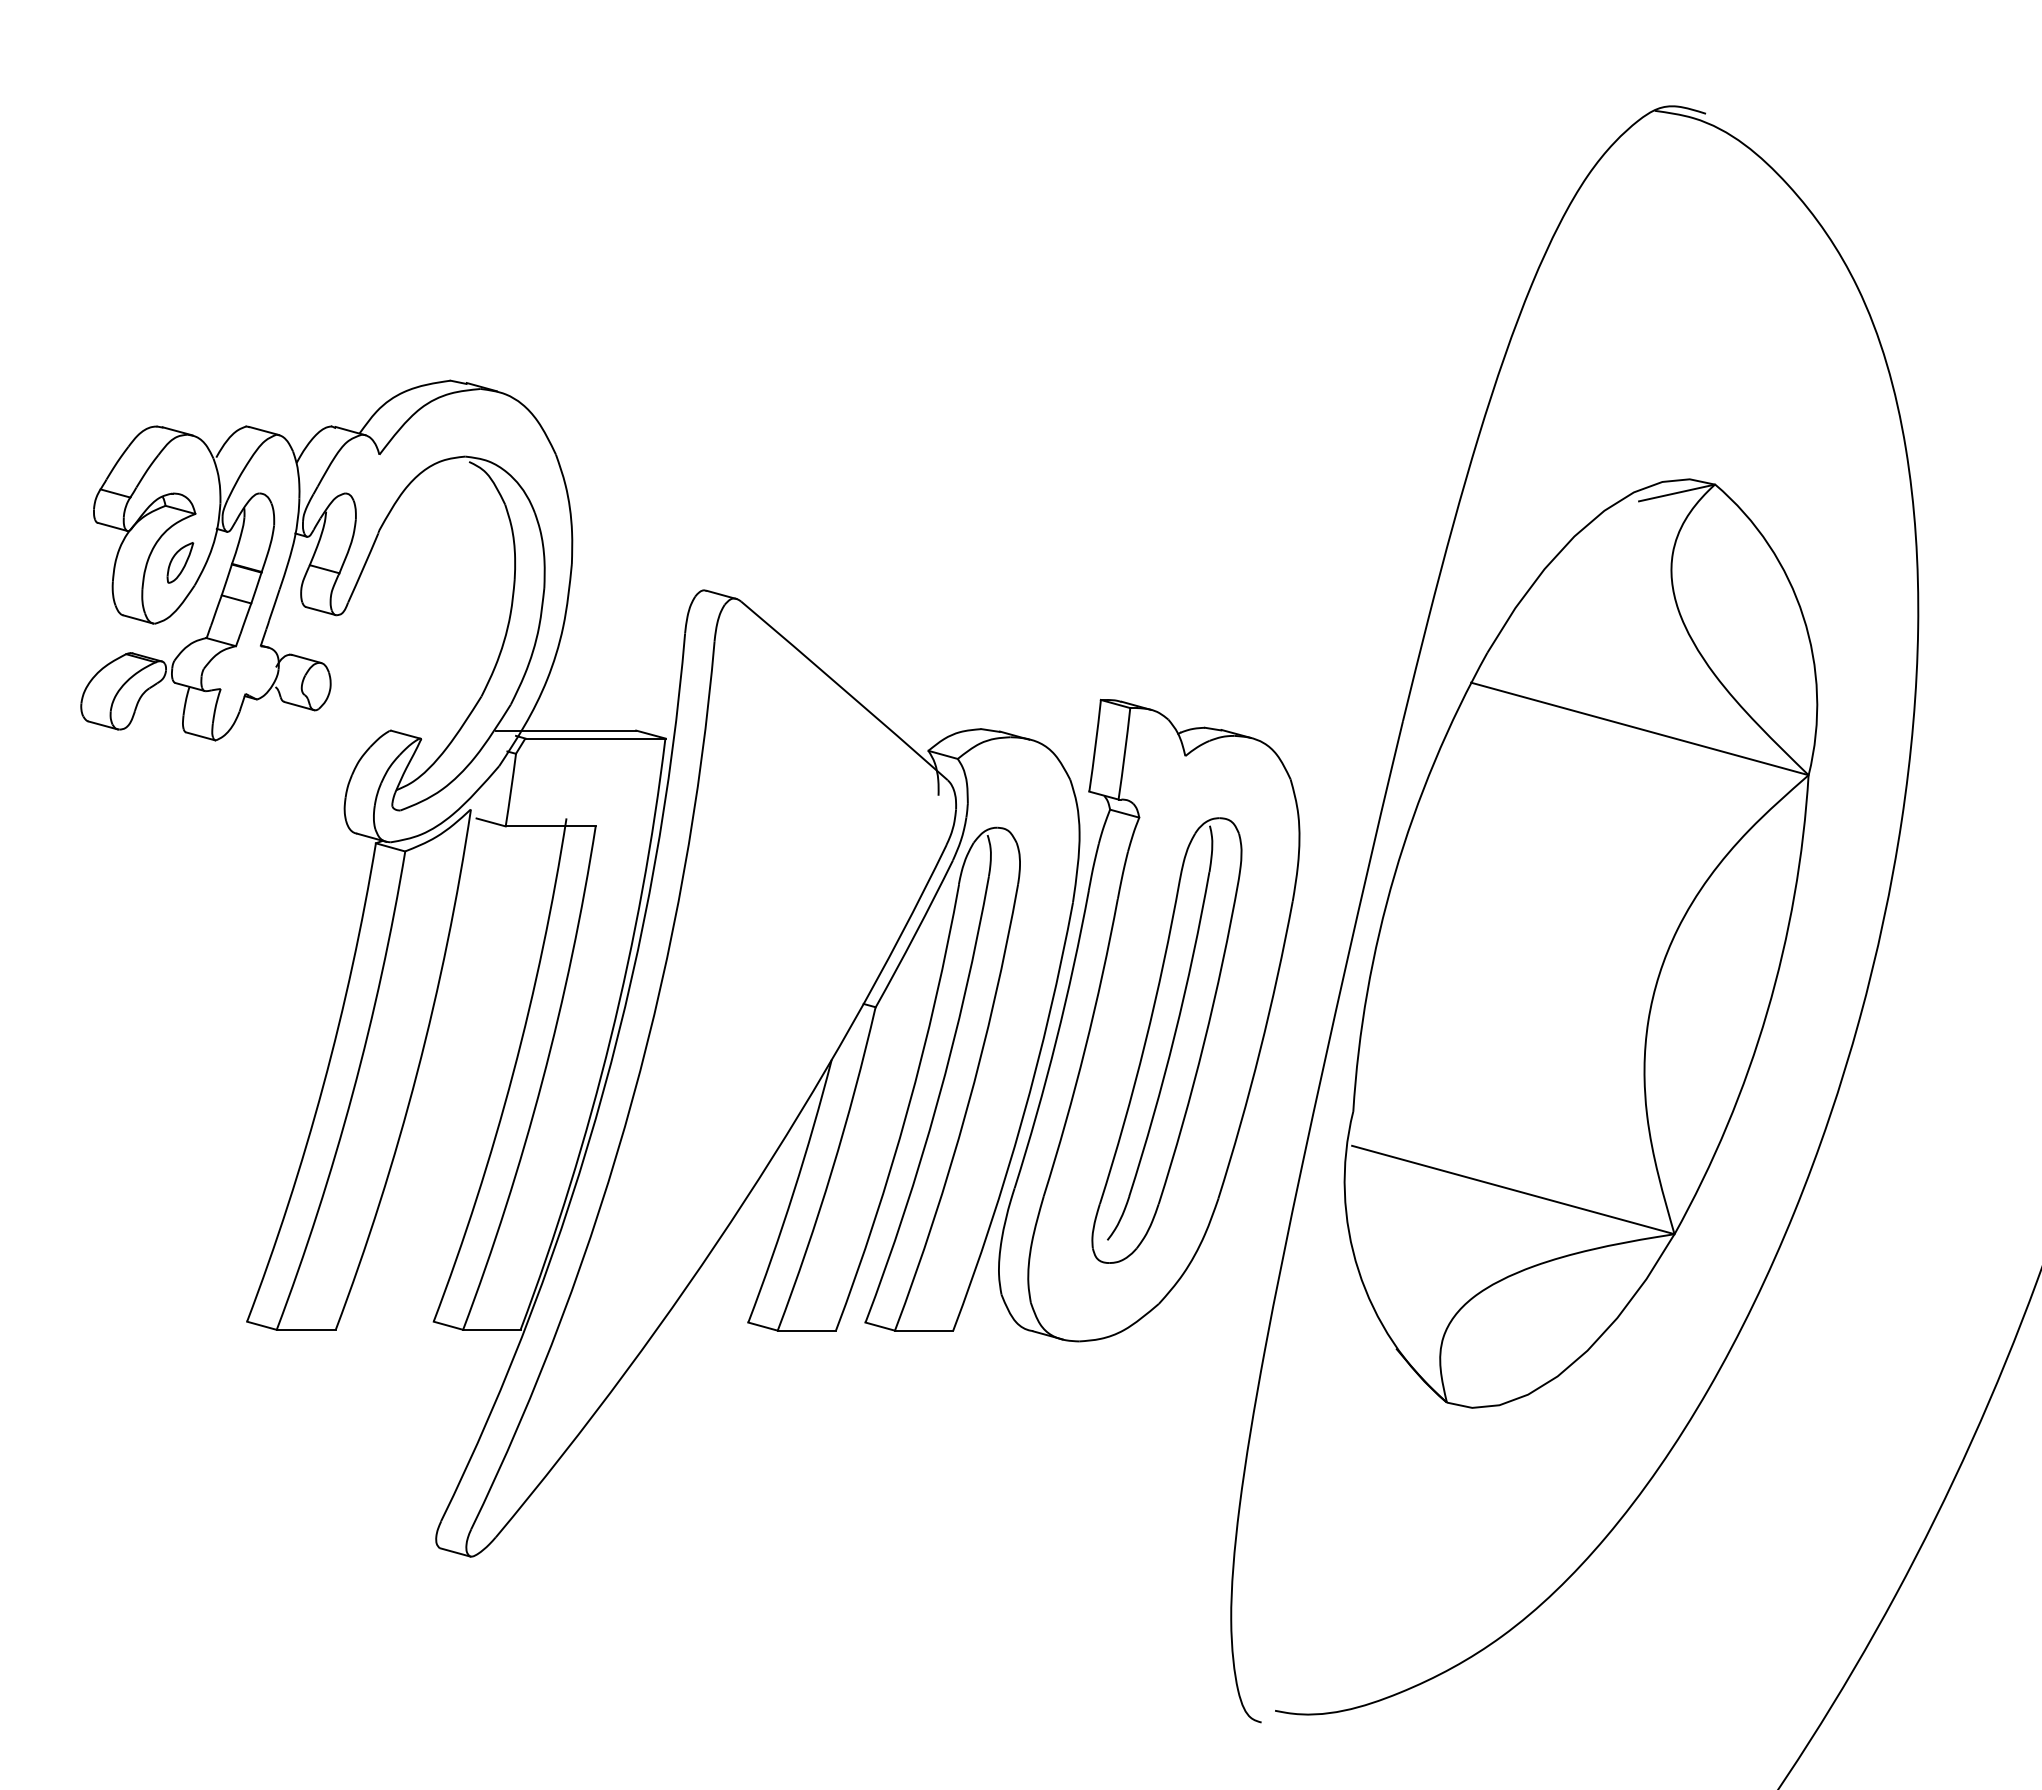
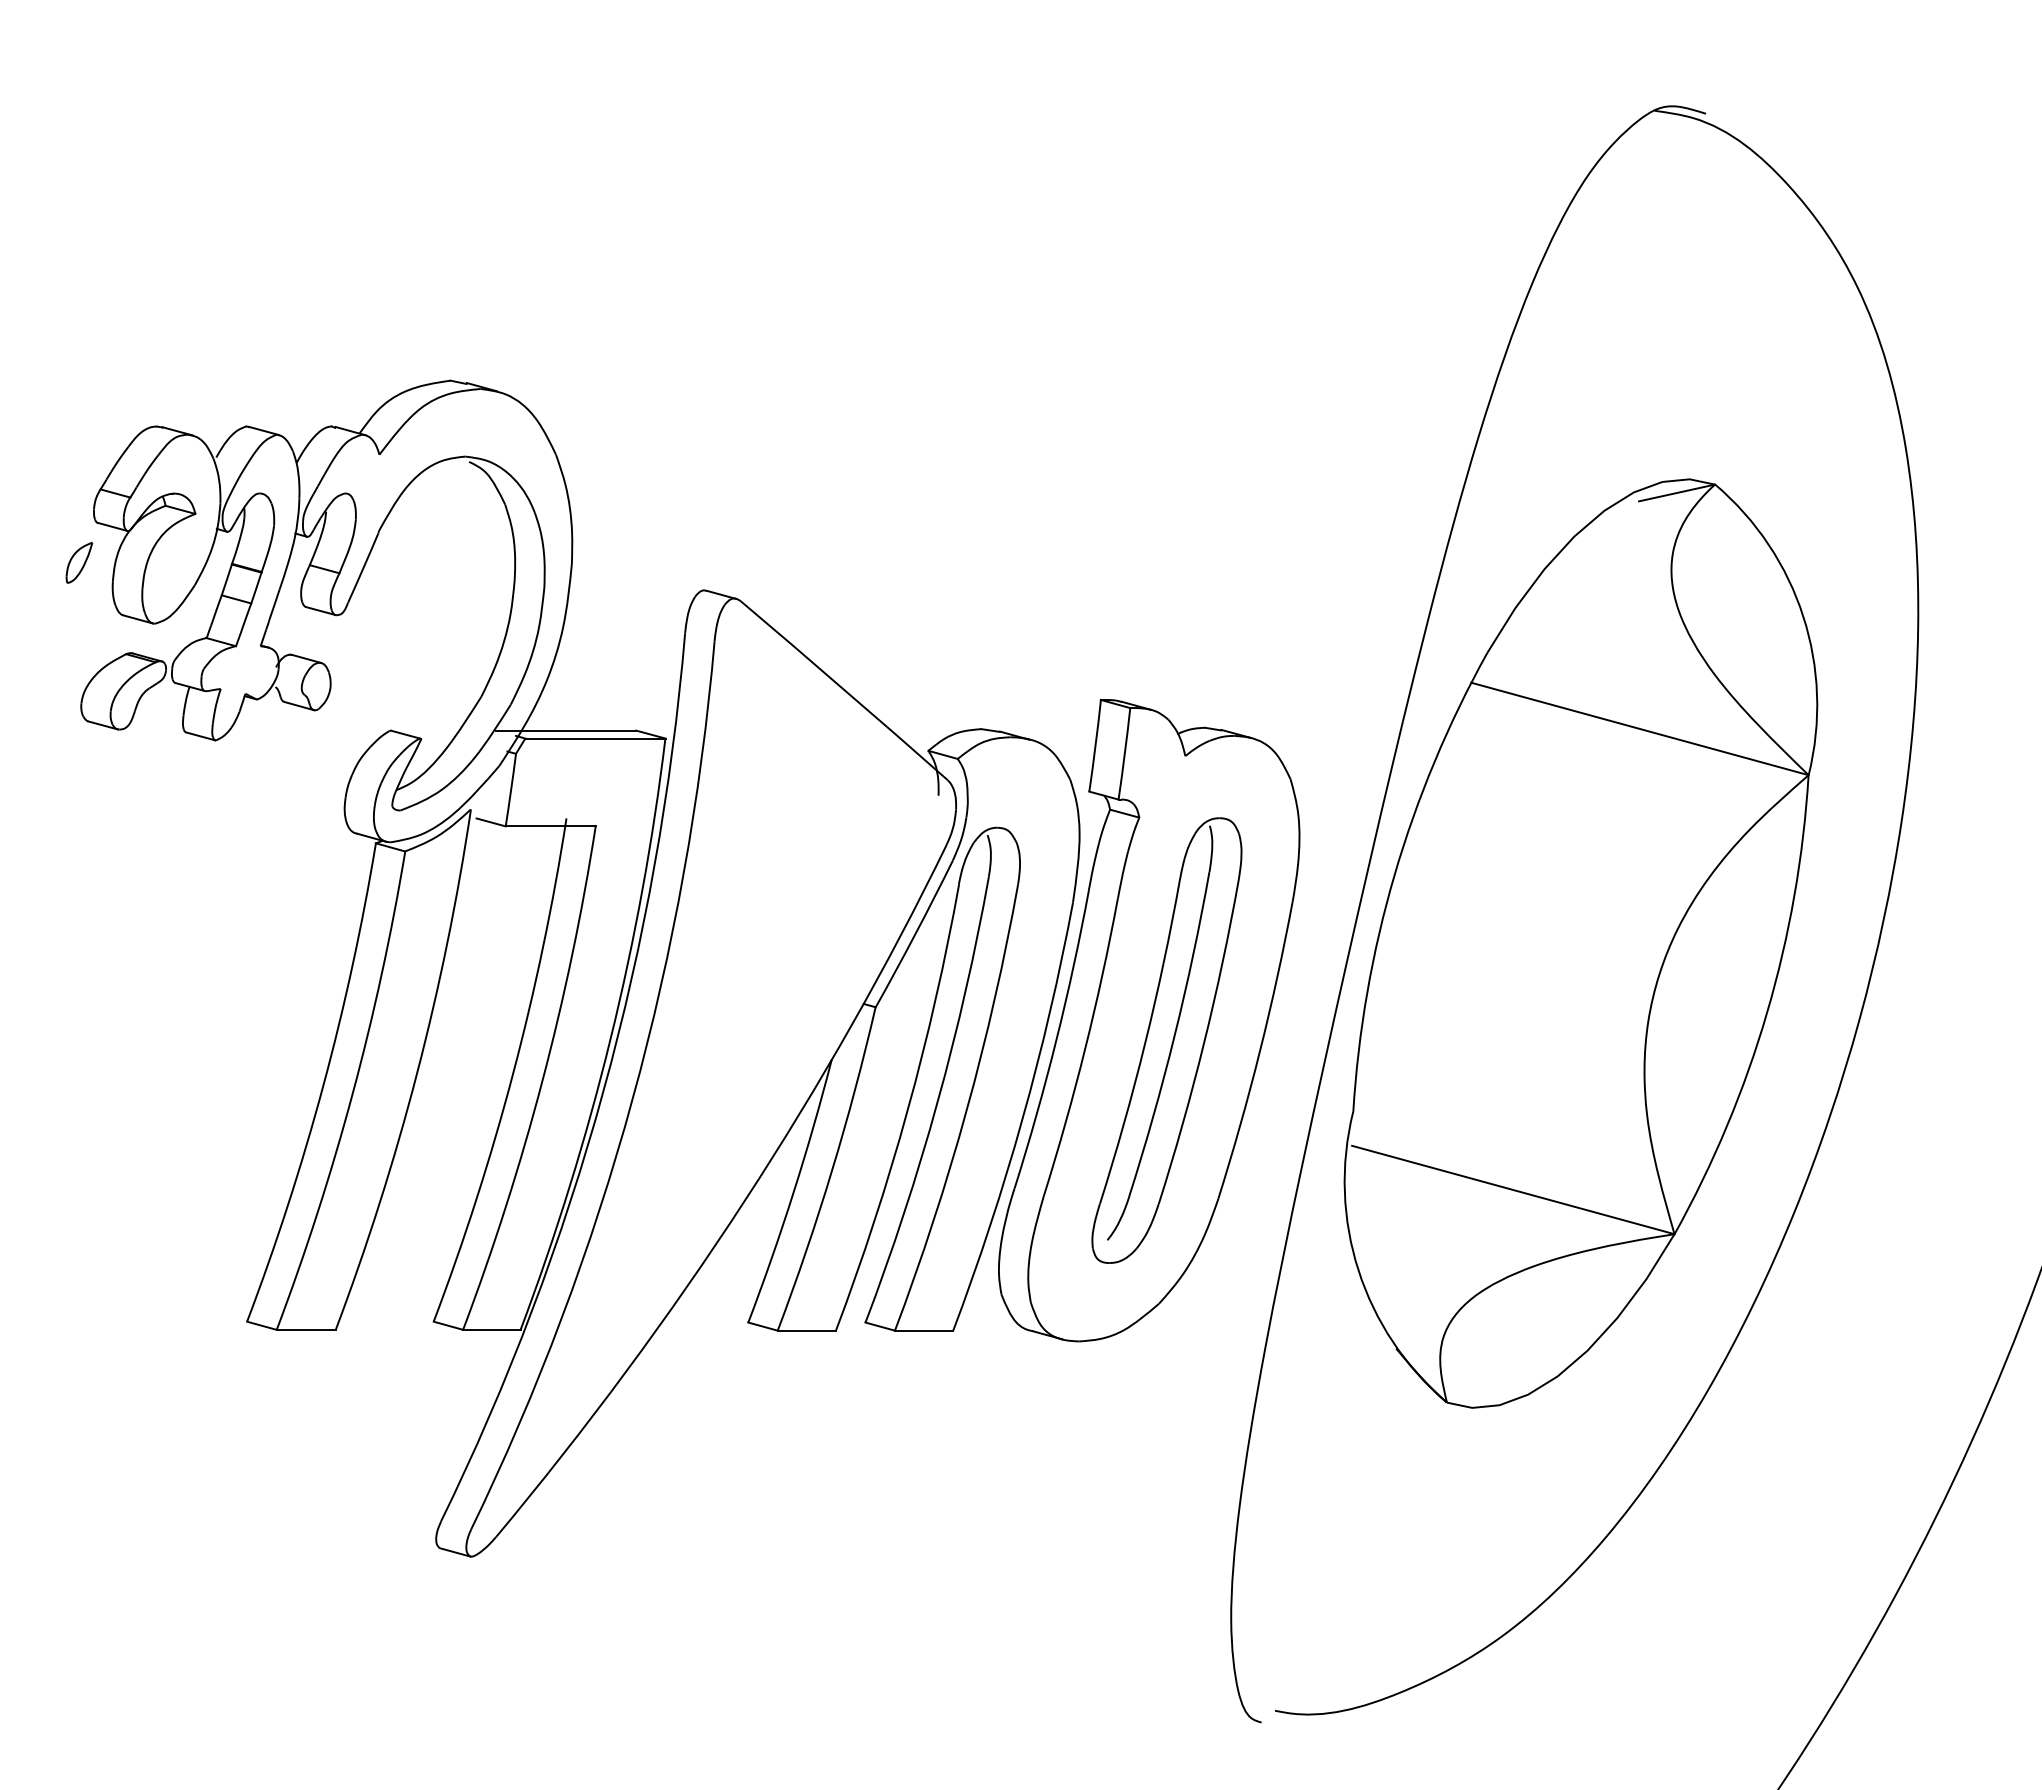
part position: (180, 562) -> (79, 562) (79, 562)
